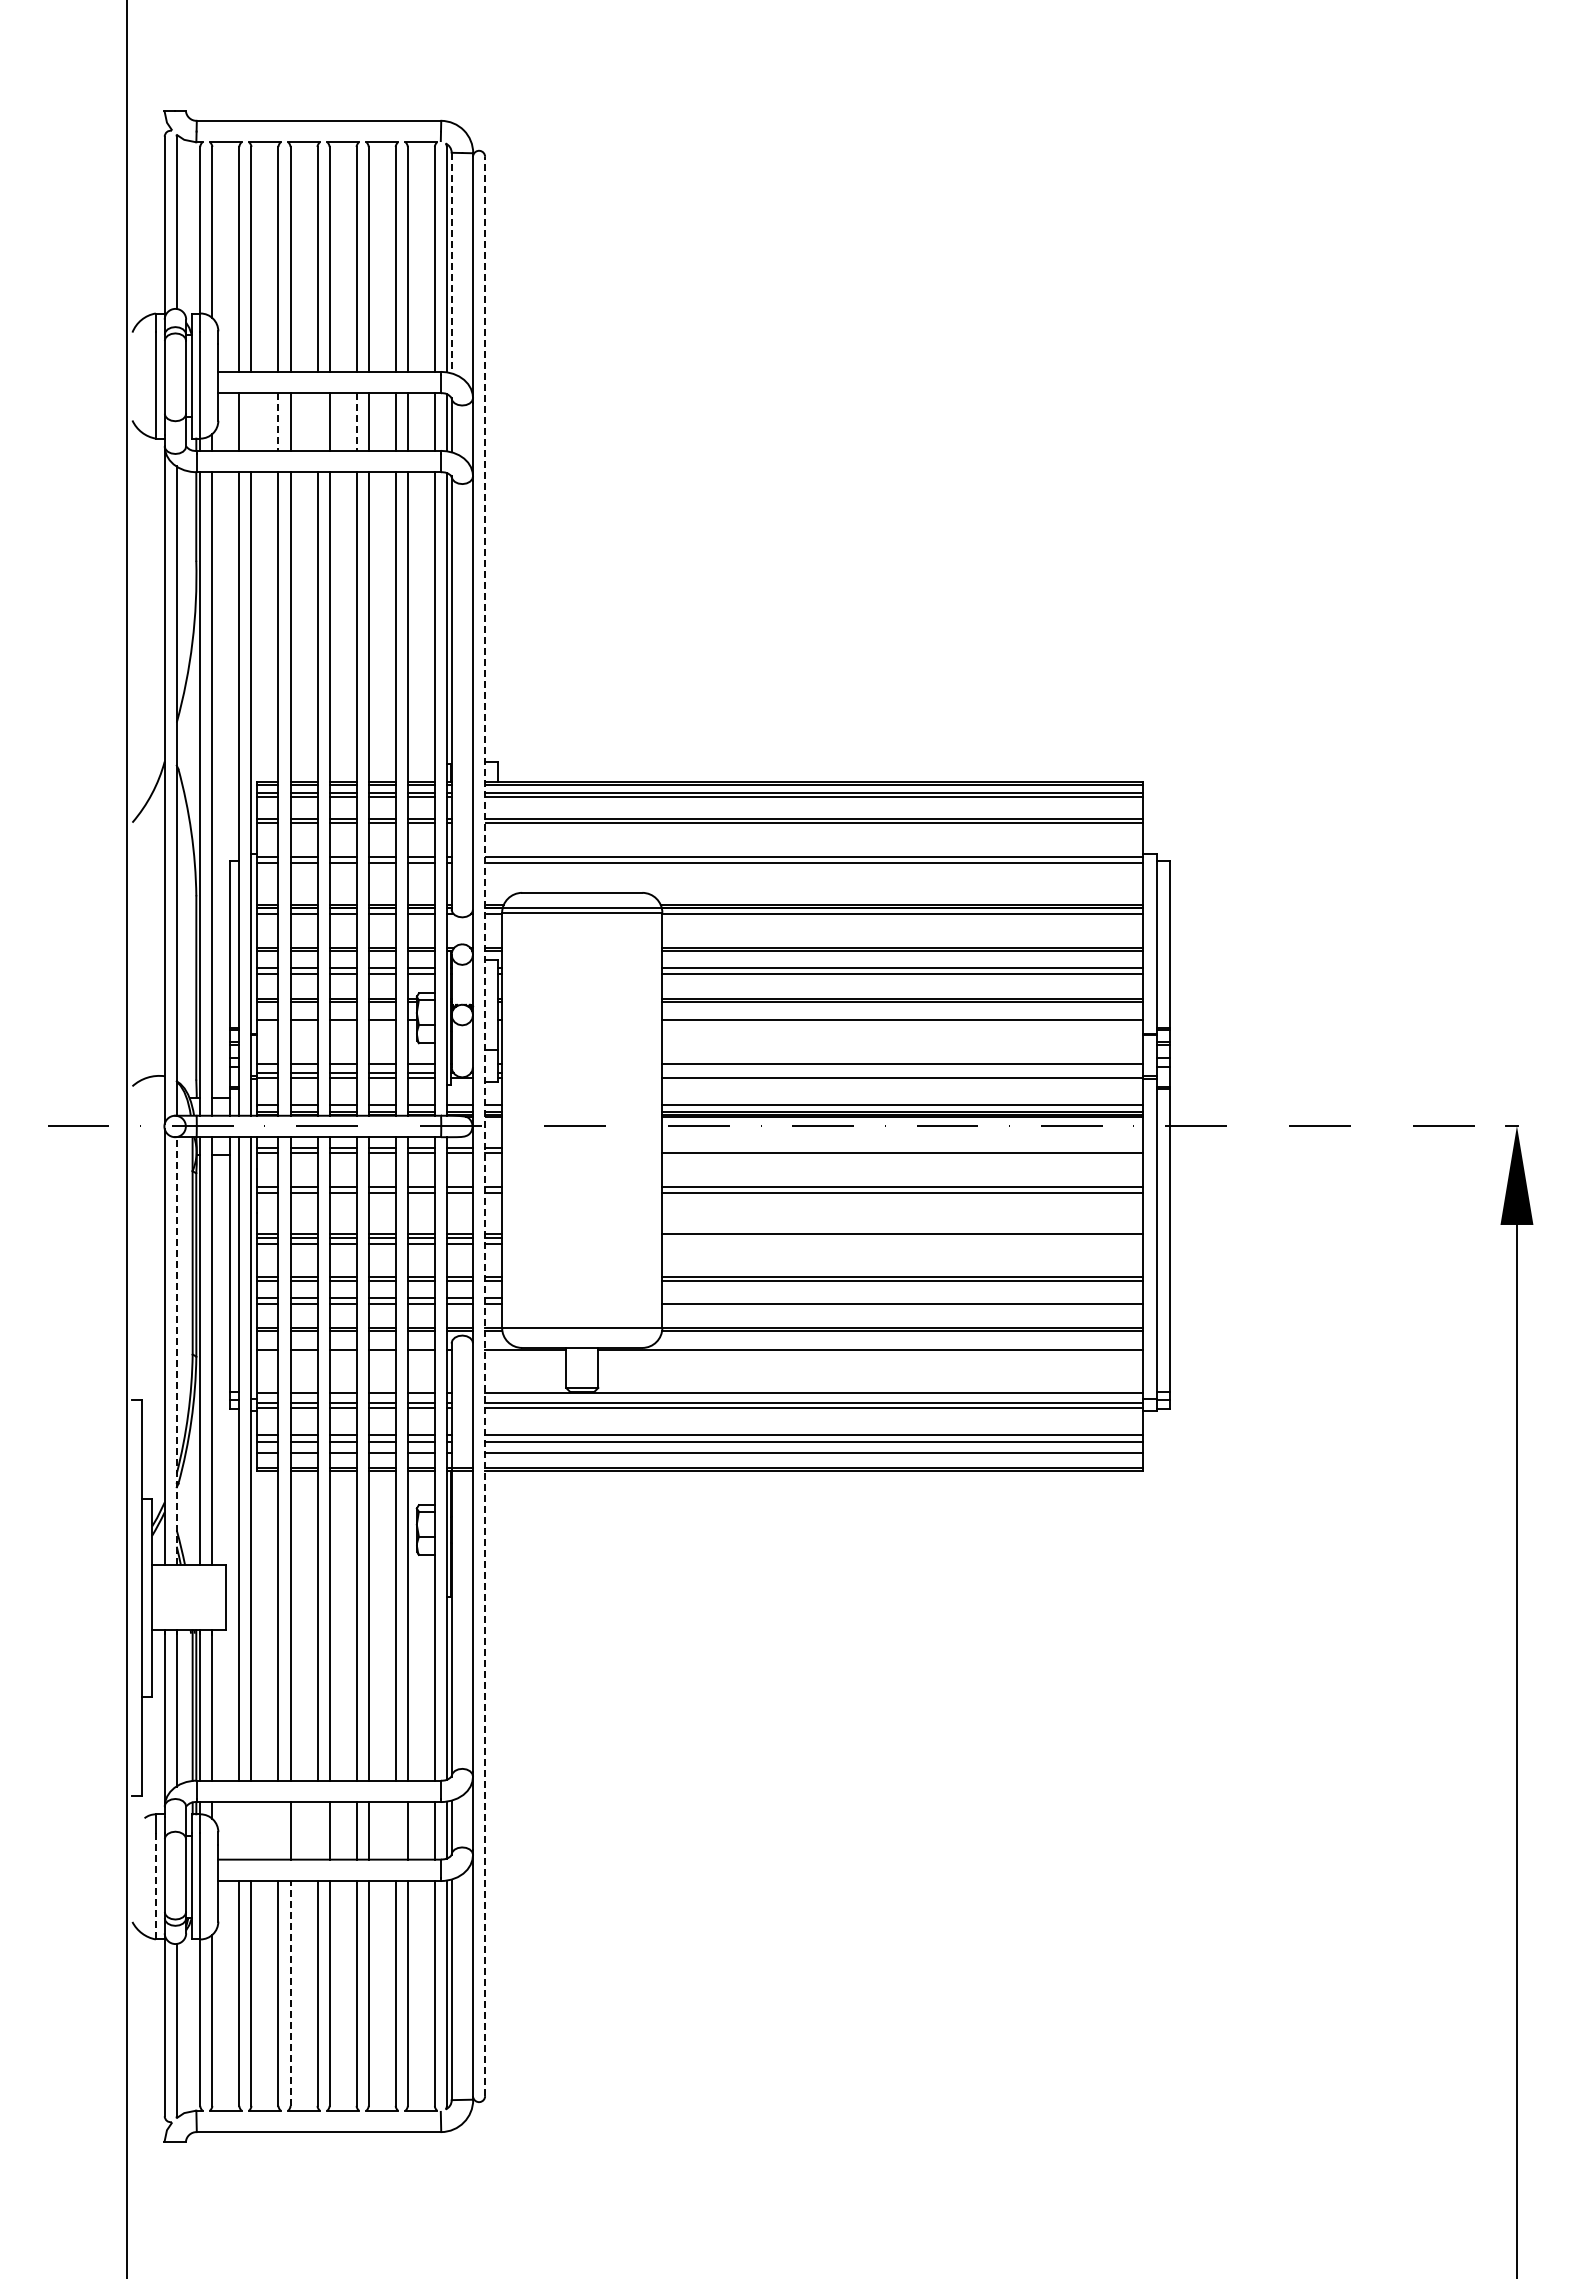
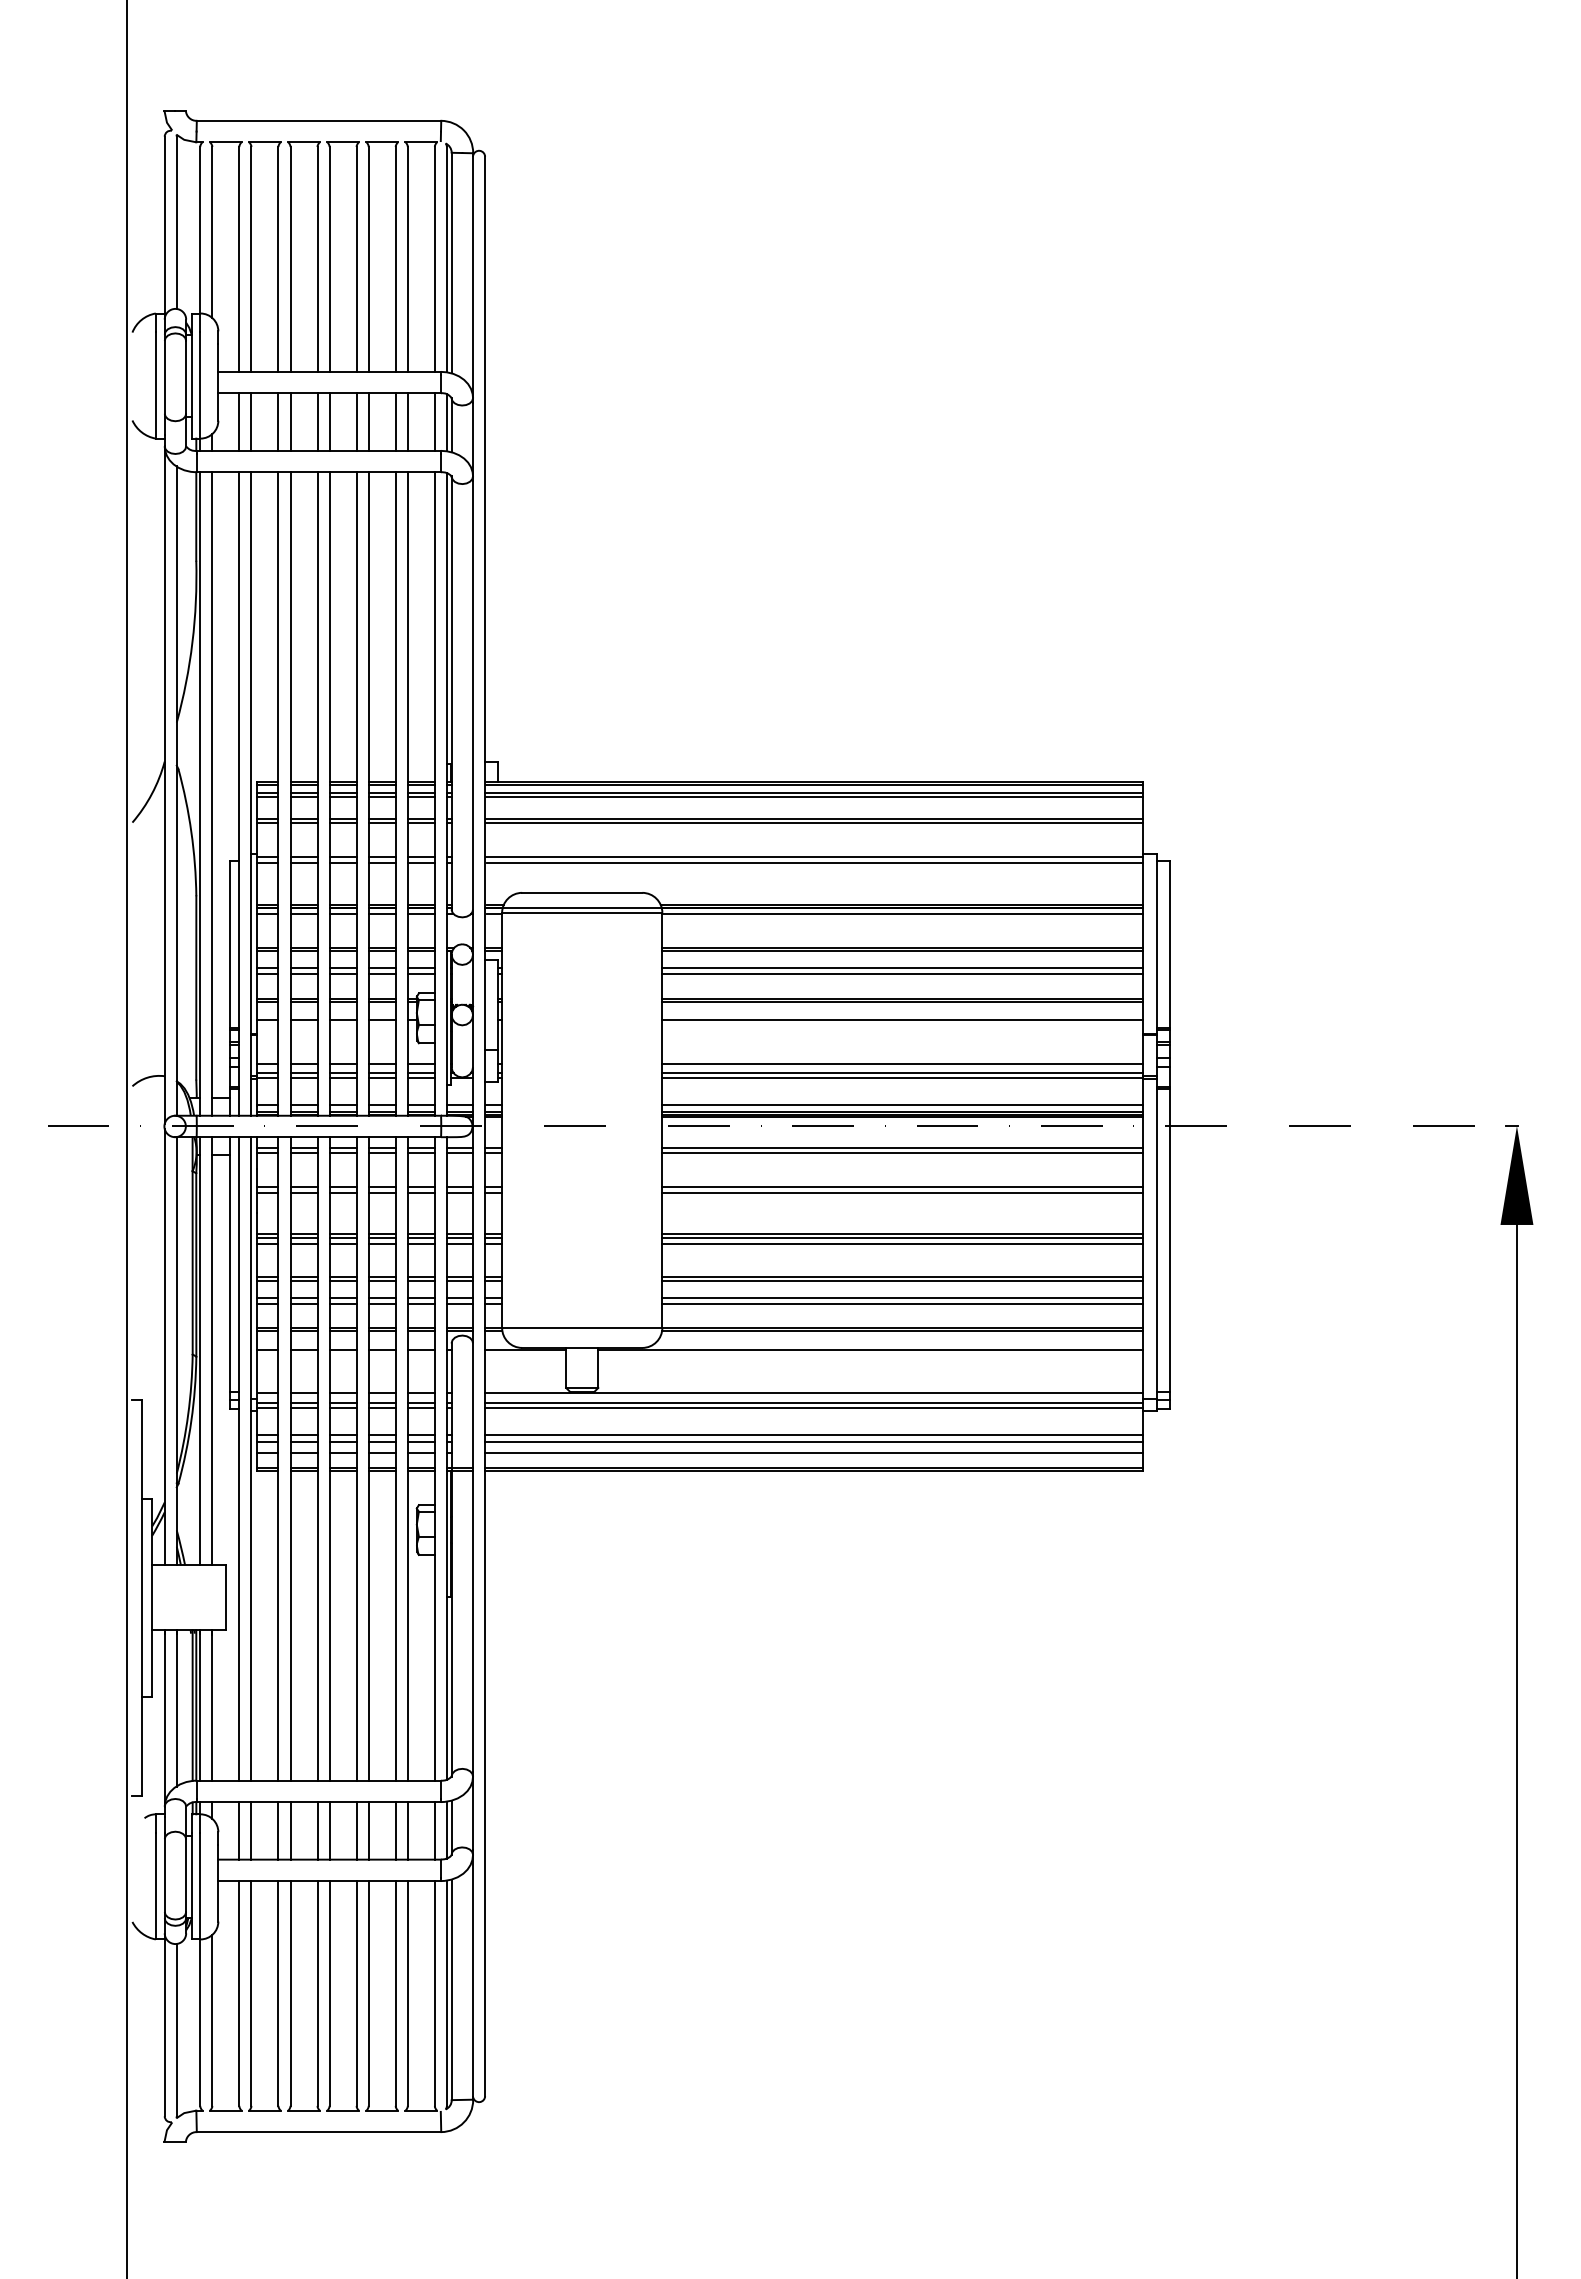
line: dashed -> solid (451, 263)
line: none -> present (251, 421)
line: none -> present (317, 421)
line: dashed -> solid (278, 422)
line: dashed -> solid (356, 422)
line: none -> present (902, 1073)
line: dashed -> solid (485, 1126)
line: none -> present (902, 1148)
line: none -> present (902, 1237)
line: none -> present (902, 1243)
line: none -> present (902, 1297)
line: dashed -> solid (176, 1350)
line: none -> present (239, 1830)
line: none -> present (251, 1830)
line: none -> present (278, 1830)
line: none -> present (317, 1830)
line: none -> present (395, 1830)
line: dashed -> solid (155, 1885)
line: dashed -> solid (290, 1992)
